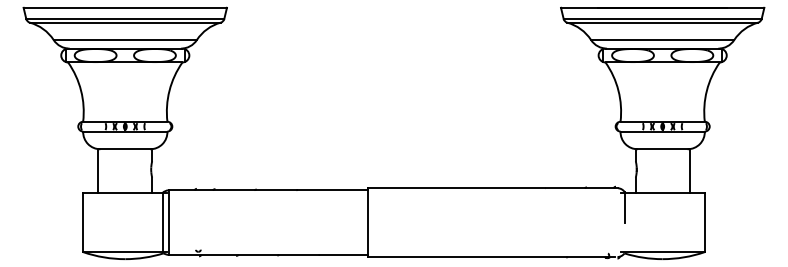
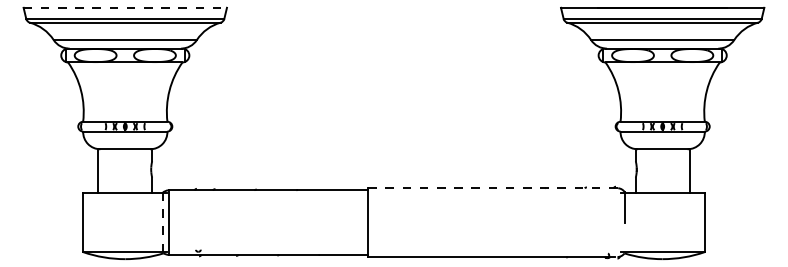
line: solid -> dashed (125, 7)
line: solid -> dashed (492, 188)
line: solid -> dashed (162, 222)
